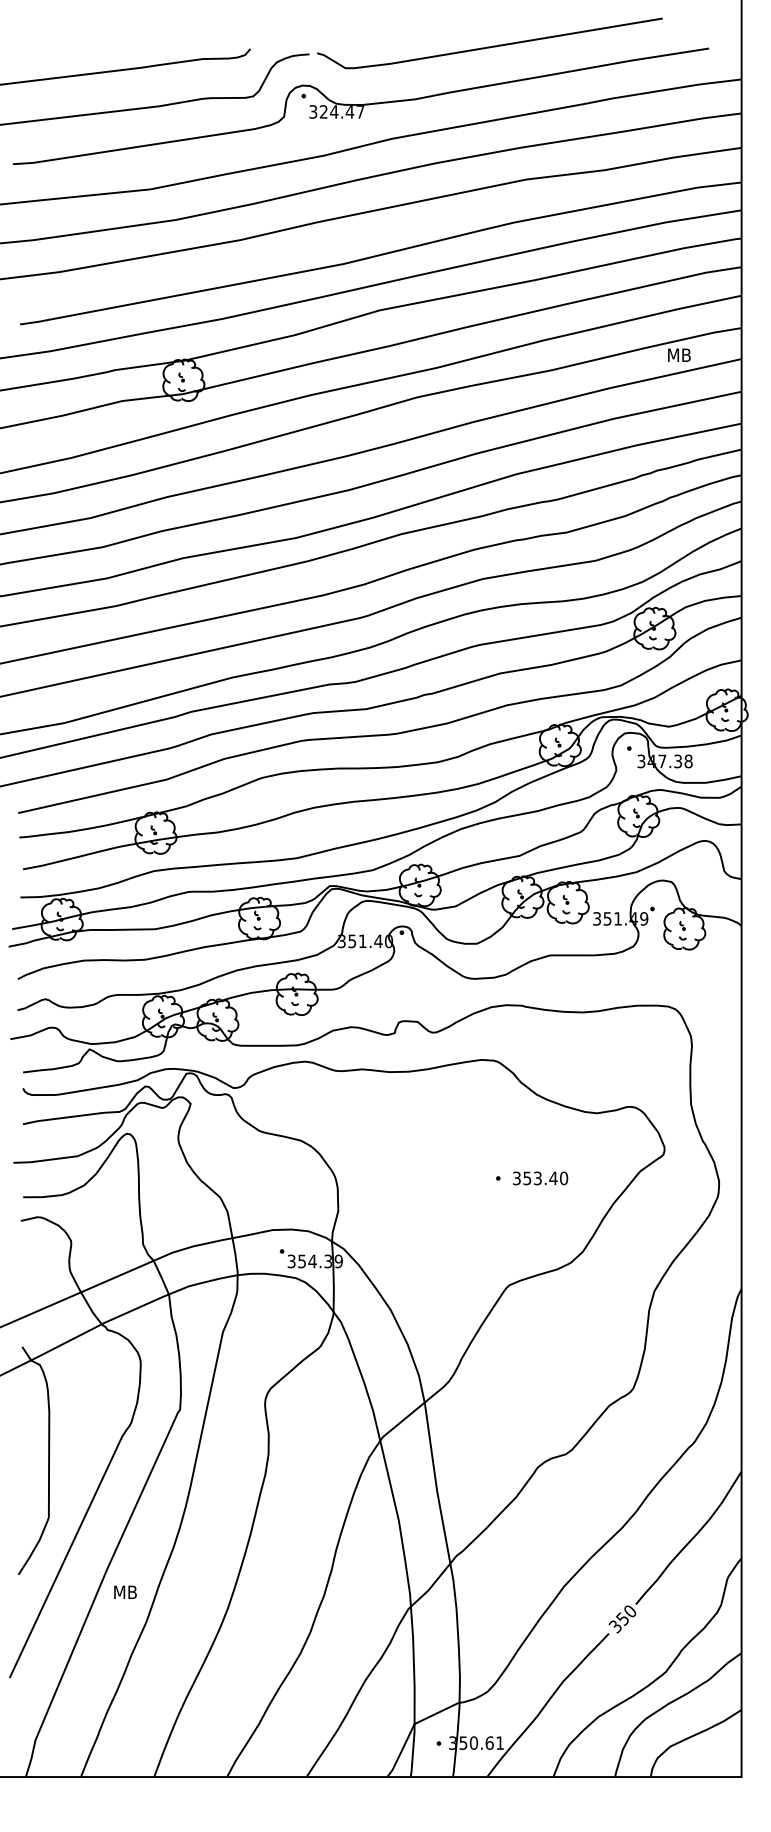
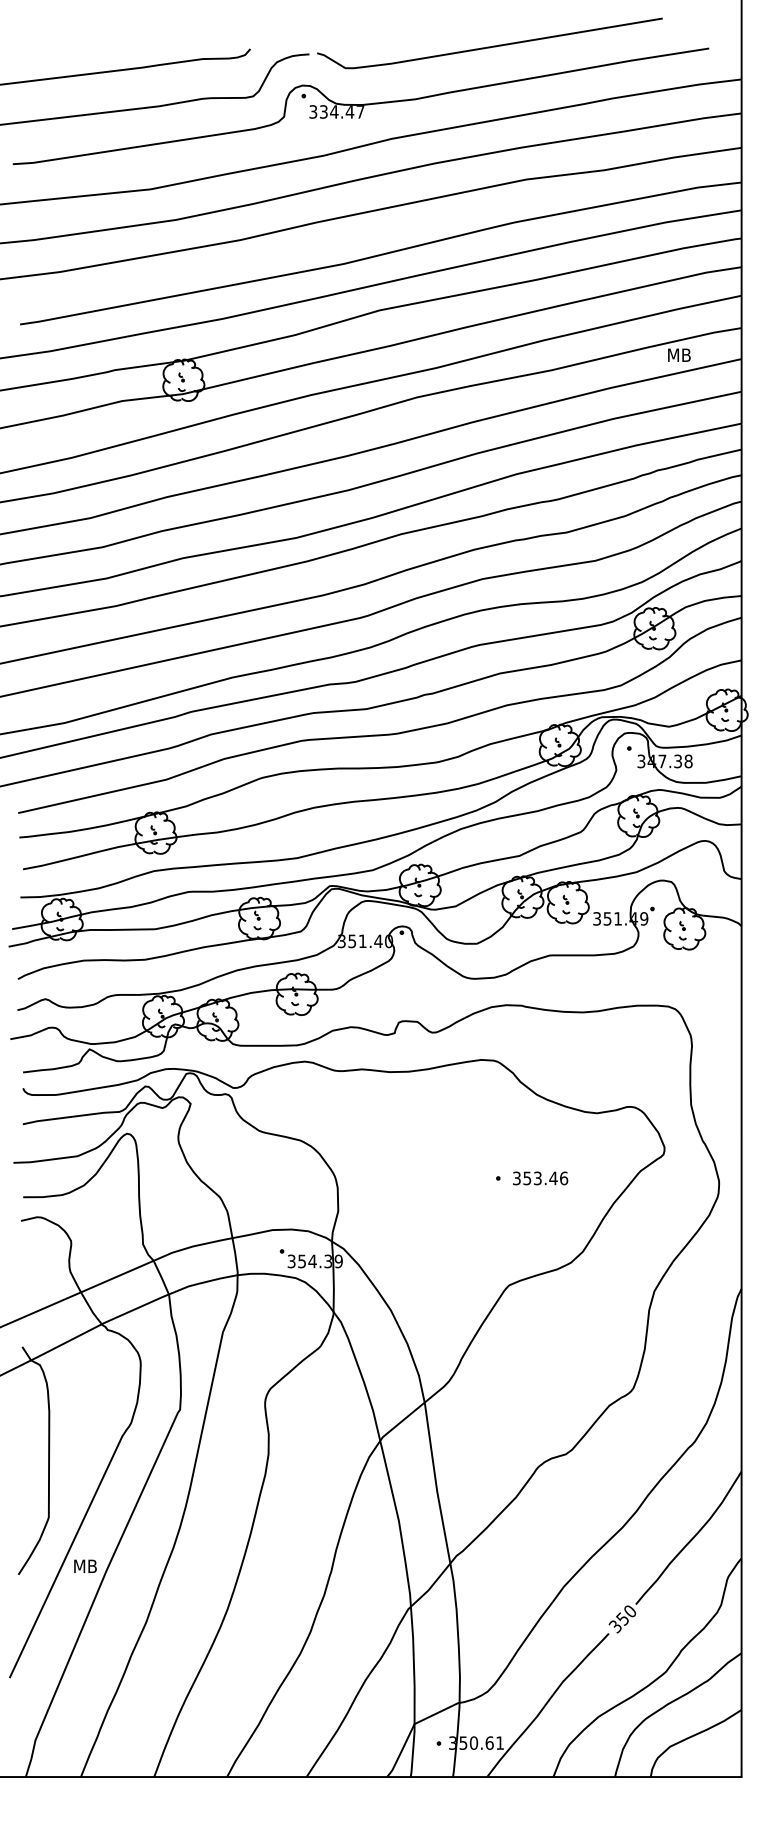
text: 324.47 -> 334.47 (323, 111)
text: 353.40 -> 353.46 (564, 1177)
text position: (125, 1591) -> (85, 1565) (85, 1565)
